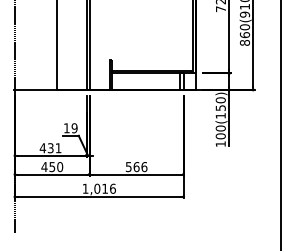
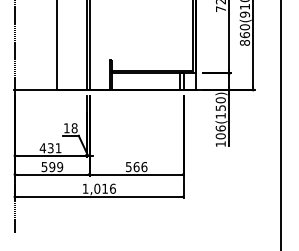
text: 19 -> 18 (74, 128)
text: 100(150) -> 106(150) (220, 128)
text: 450 -> 599 (51, 167)
